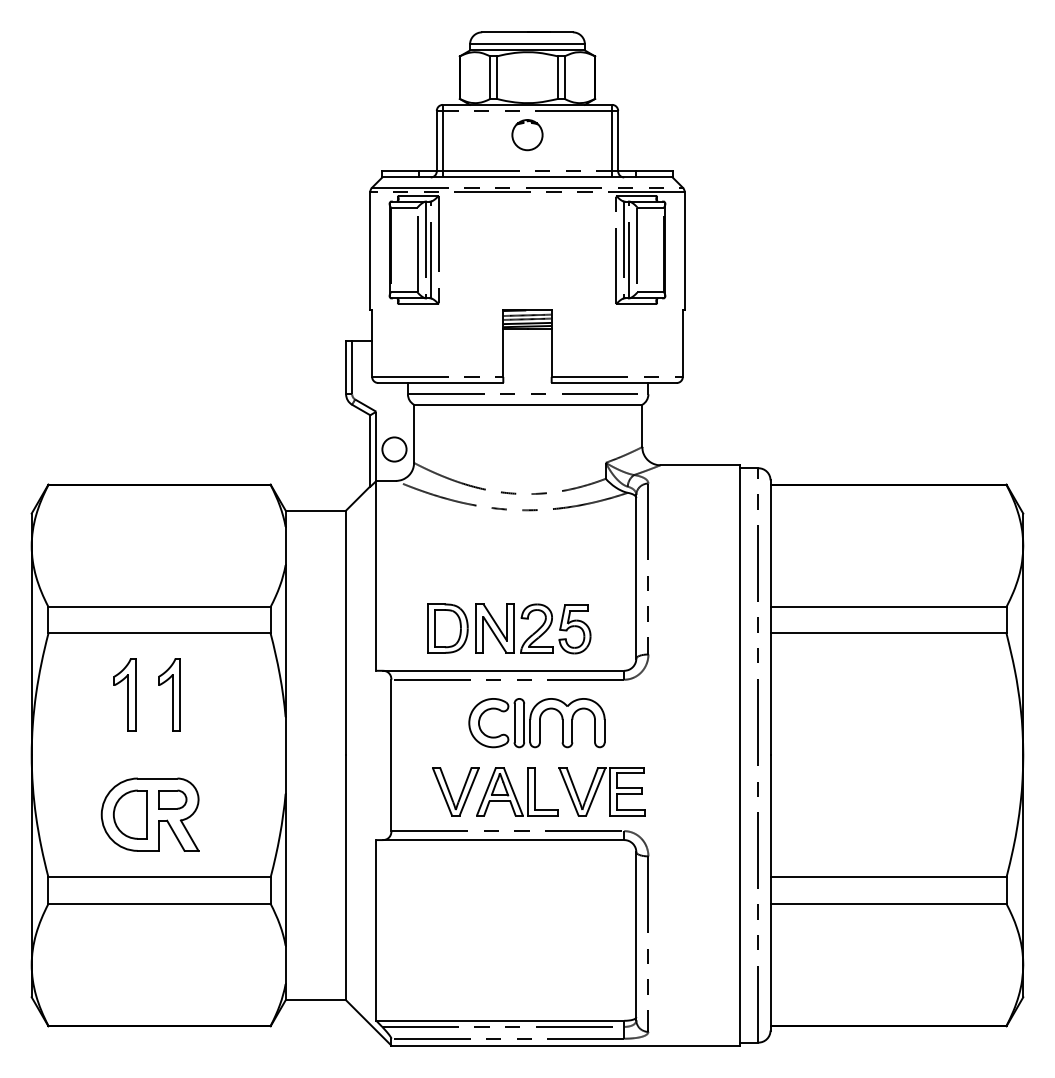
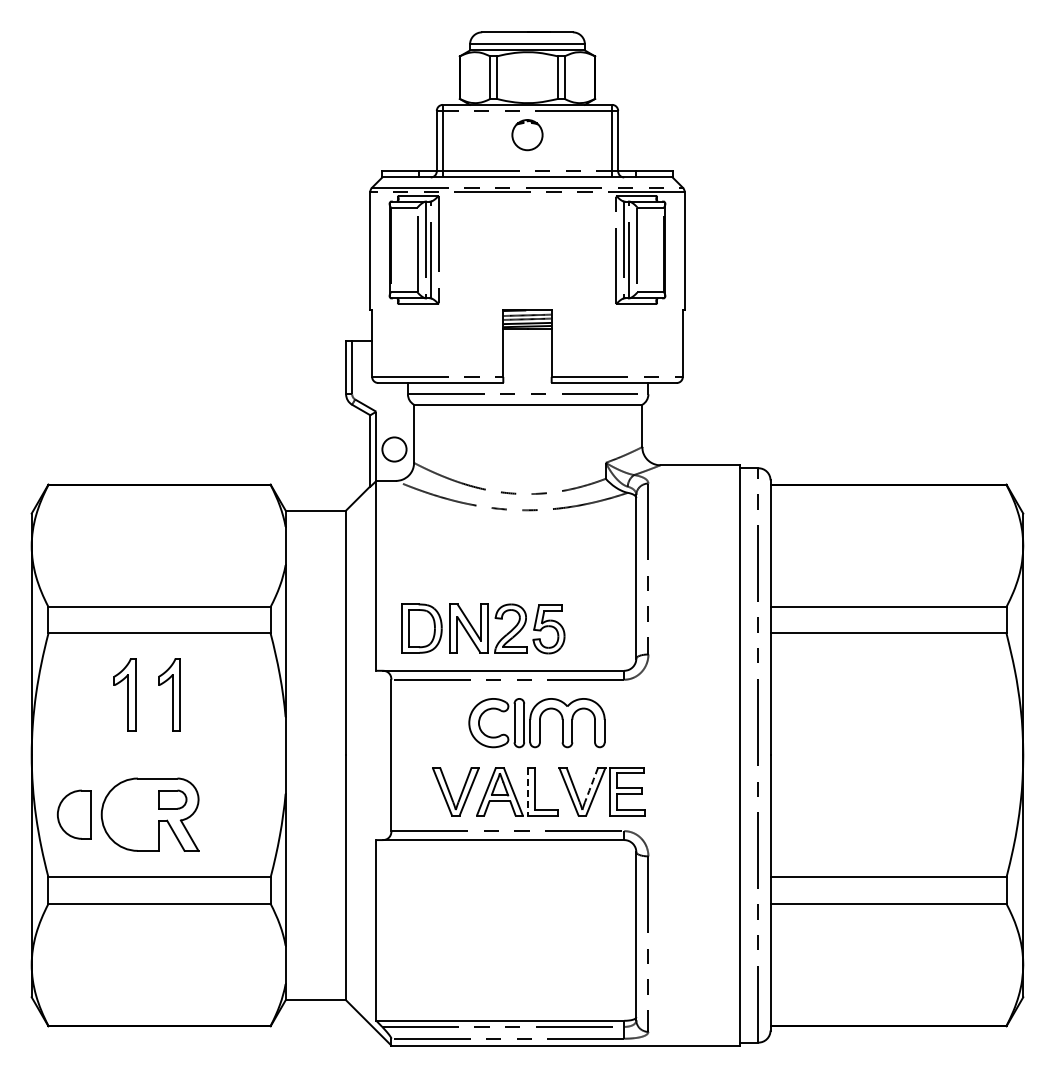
part position: (509, 628) -> (483, 628) (483, 628)
line: solid -> dashed (591, 785)
line: solid -> dashed (528, 792)
part position: (129, 814) -> (73, 814) (73, 814)
